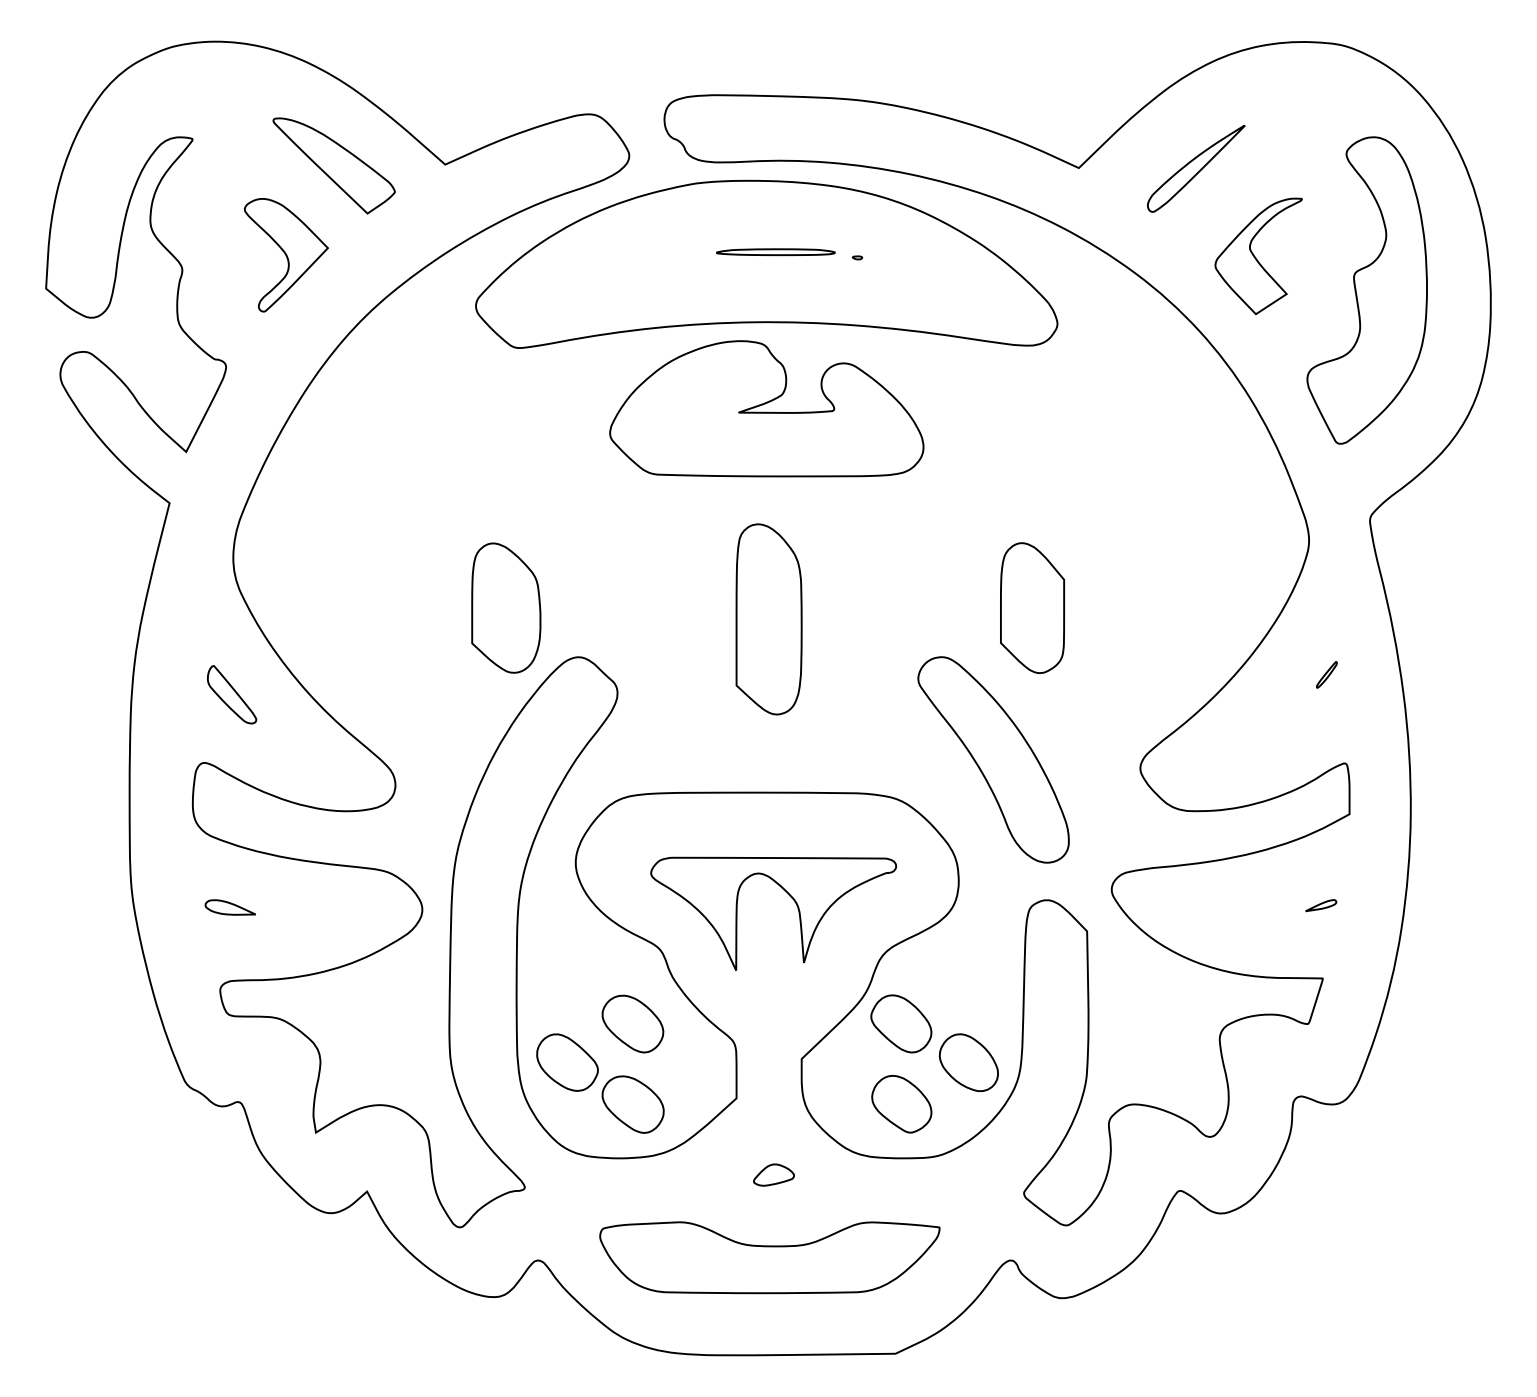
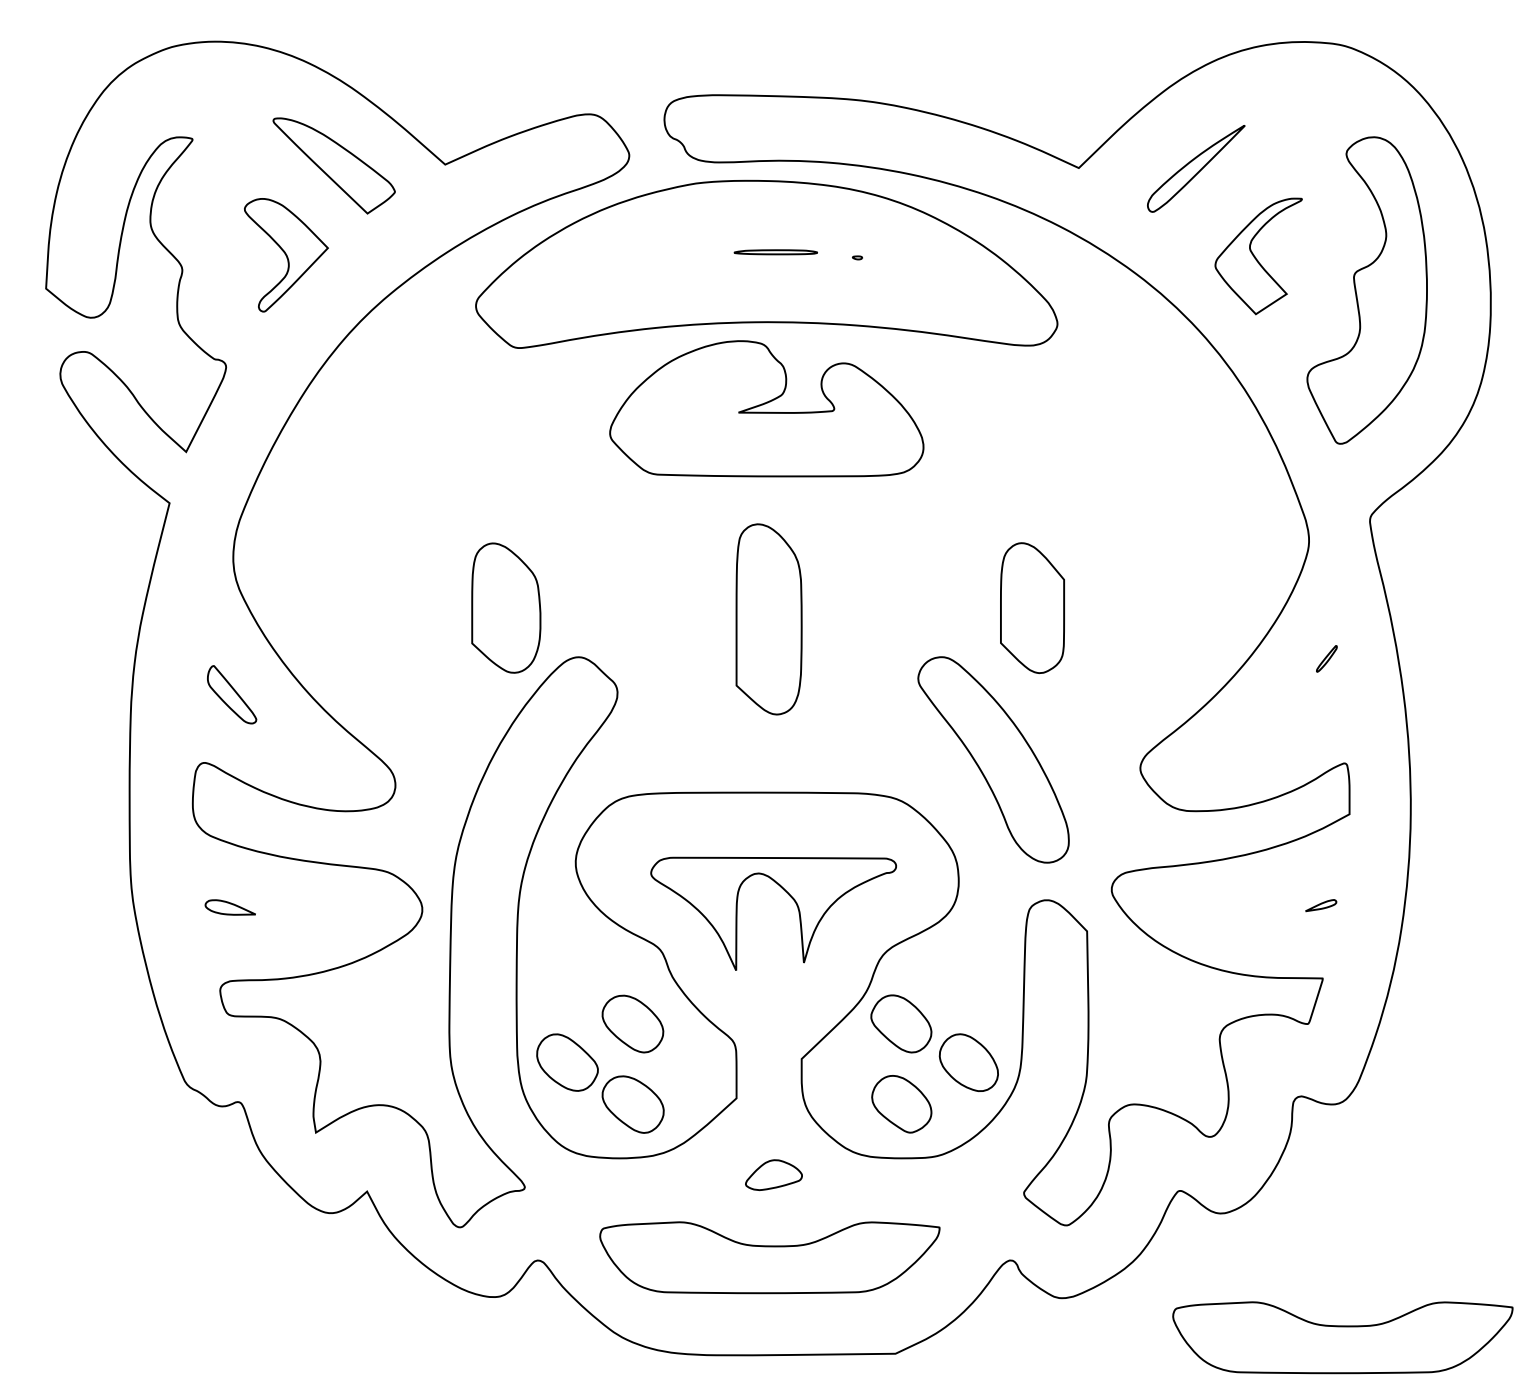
part size: 120x9 px -> 85x7 px (775, 252)
part position: (1326, 674) -> (1326, 658) (1326, 658)
part size: 42x24 px -> 58x32 px (773, 1174)
part: none -> present (1342, 1337)
